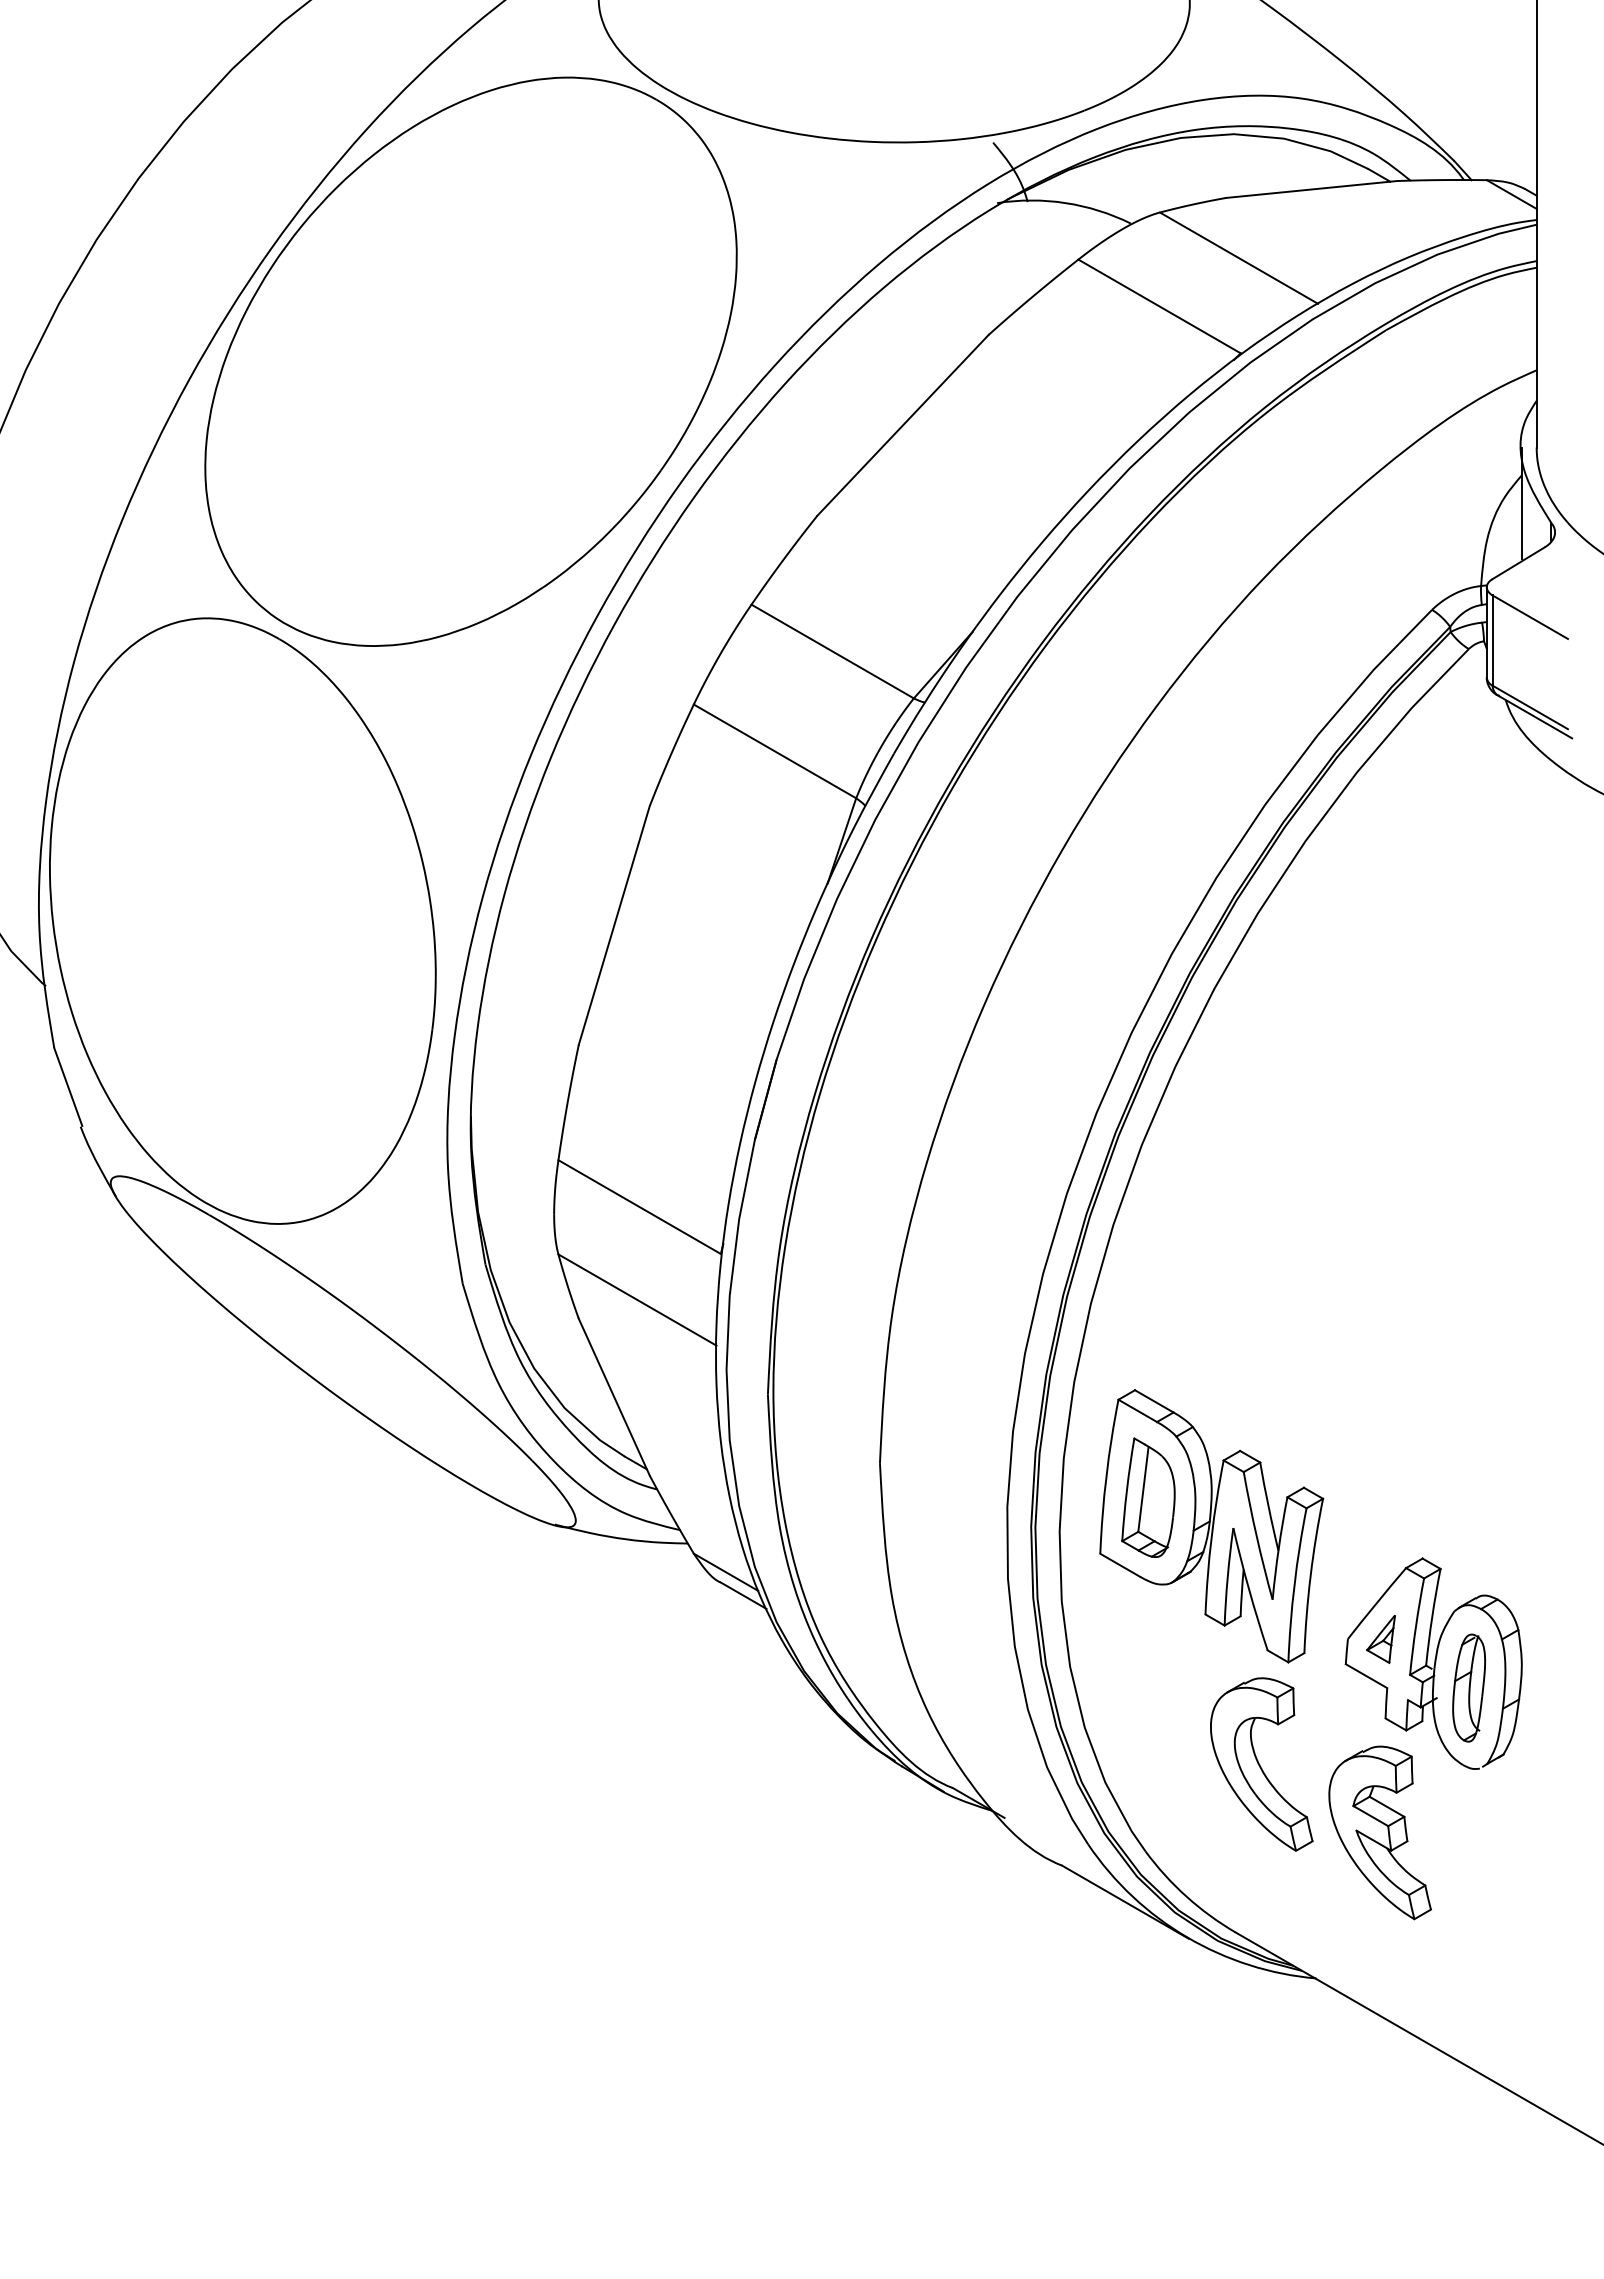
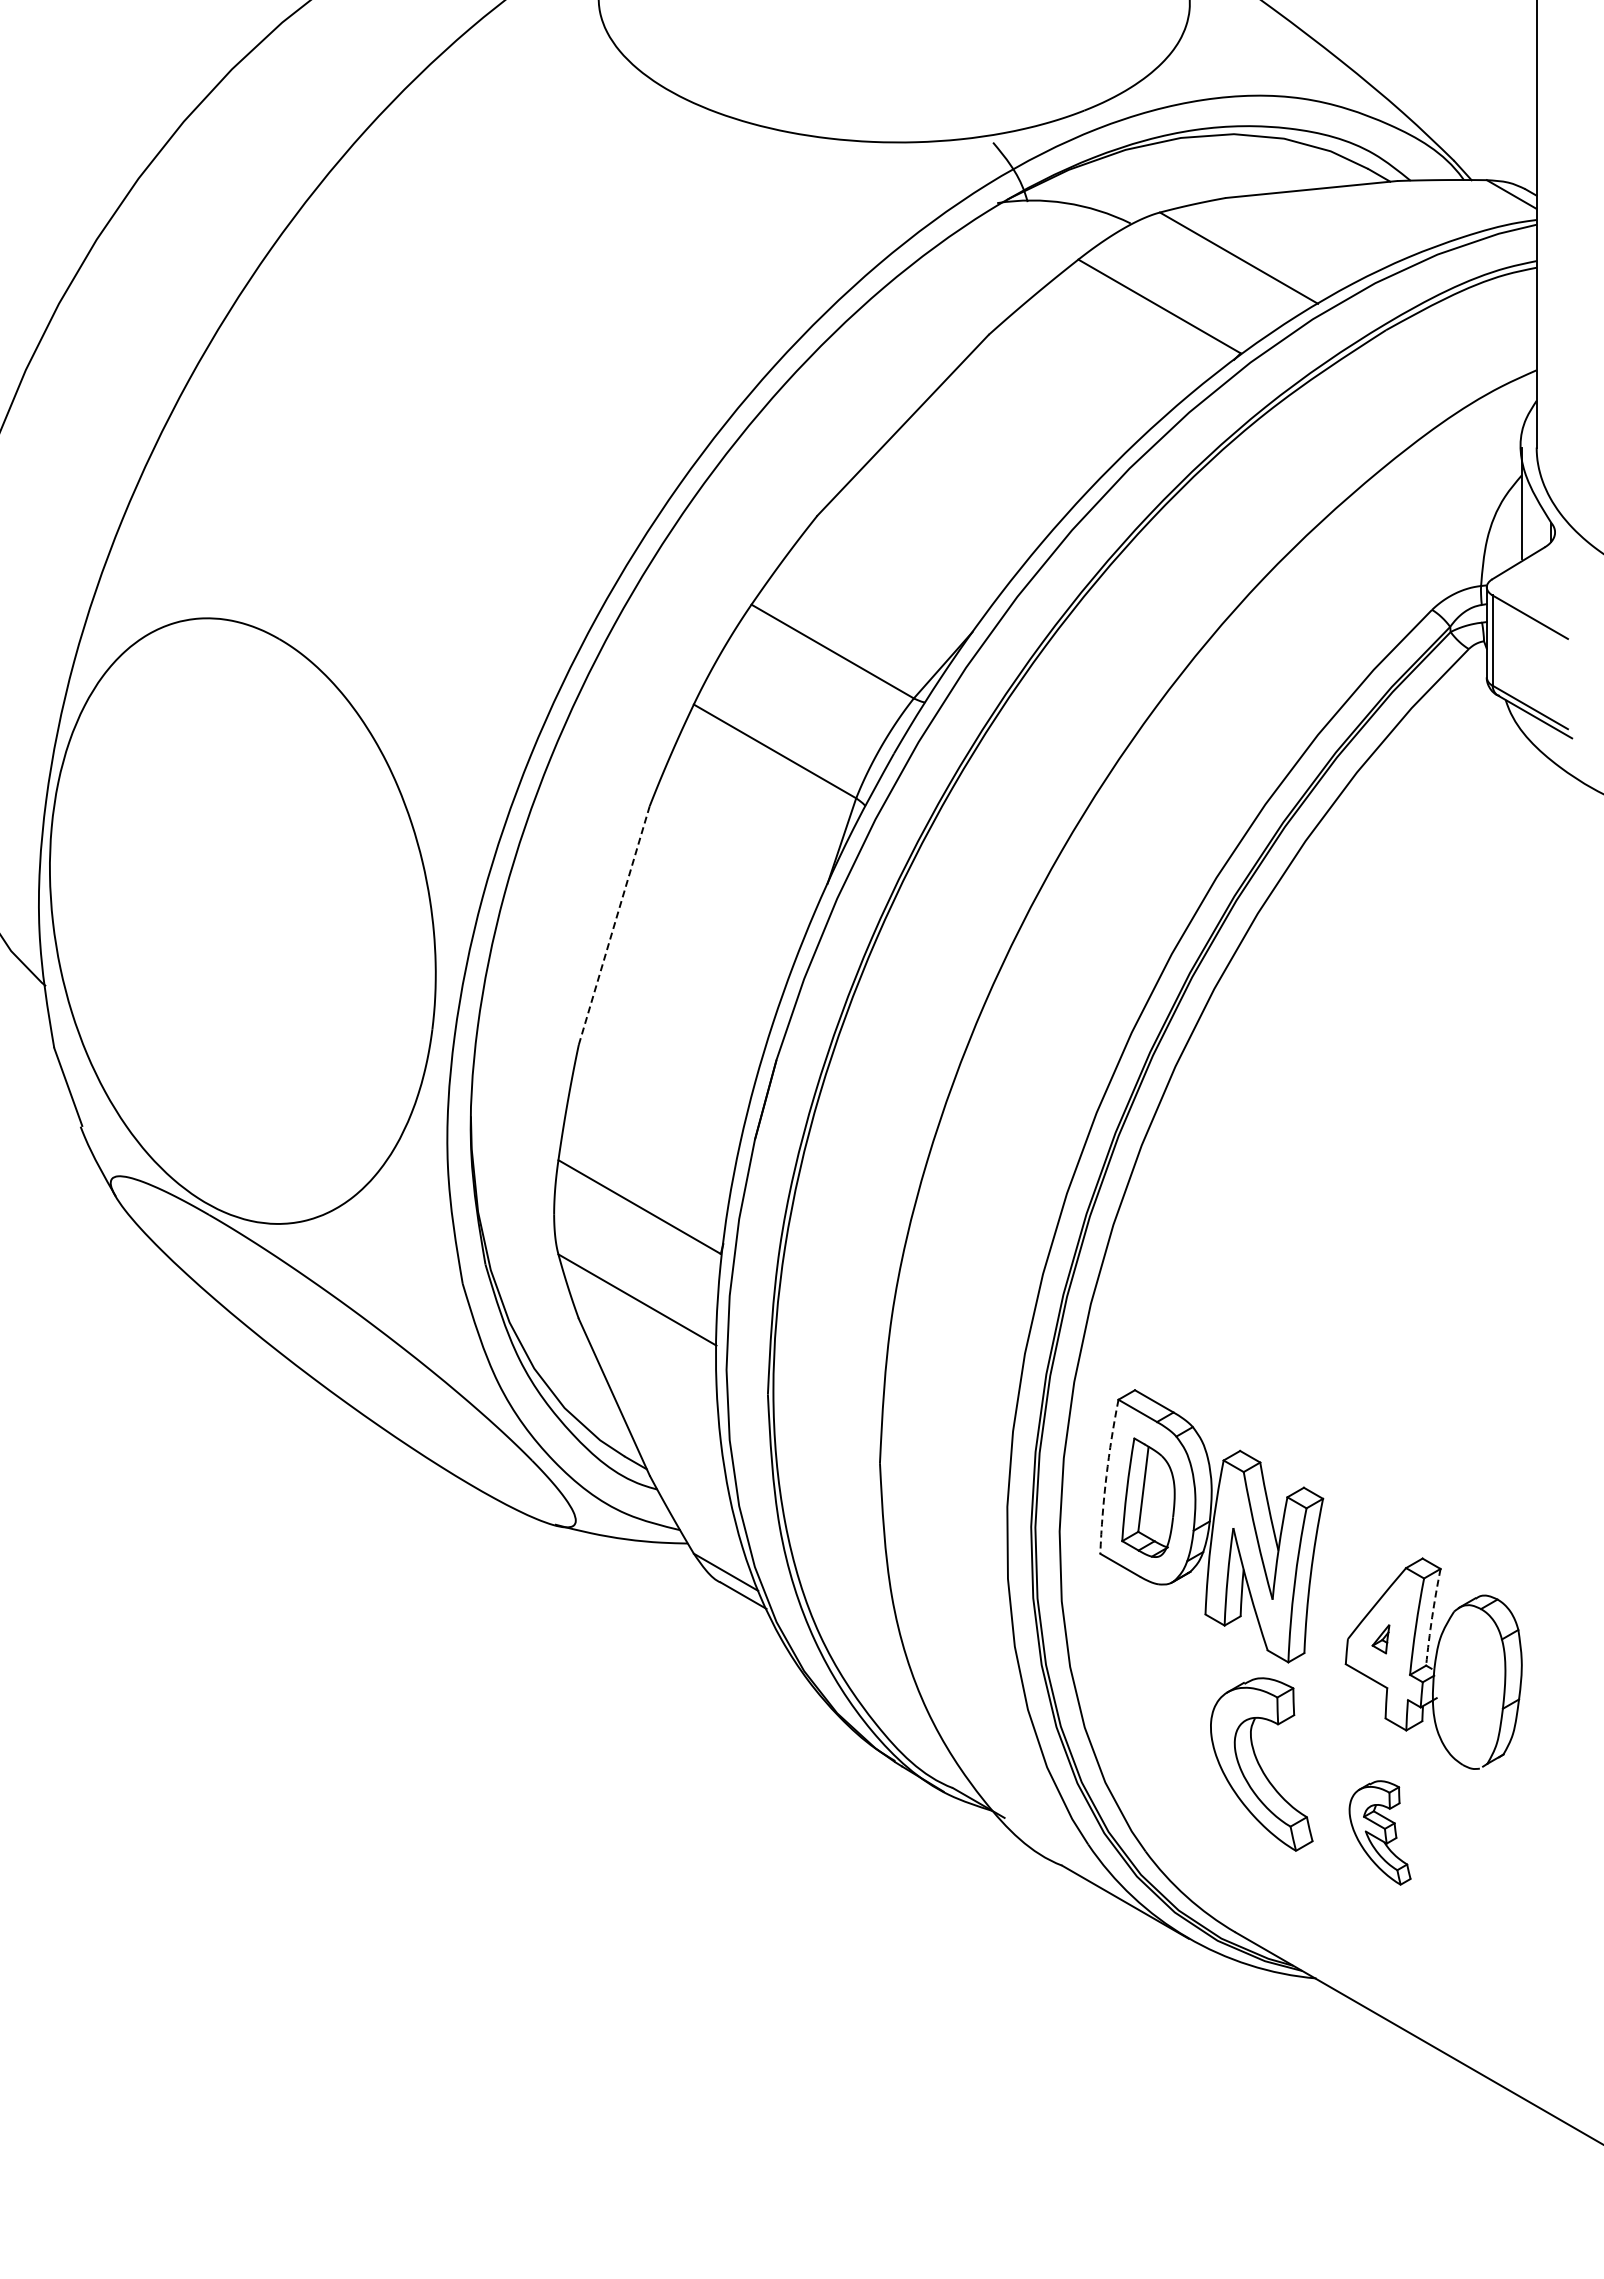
part: present -> none (470, 361)
line: solid -> dashed (614, 925)
arc: solid -> dashed (1106, 1476)
arc: solid -> dashed (1432, 1617)
part size: 30x50 px -> 20x31 px (1380, 1639)
part: present -> none (1469, 1687)
part size: 104x176 px -> 64x106 px (1379, 1832)
